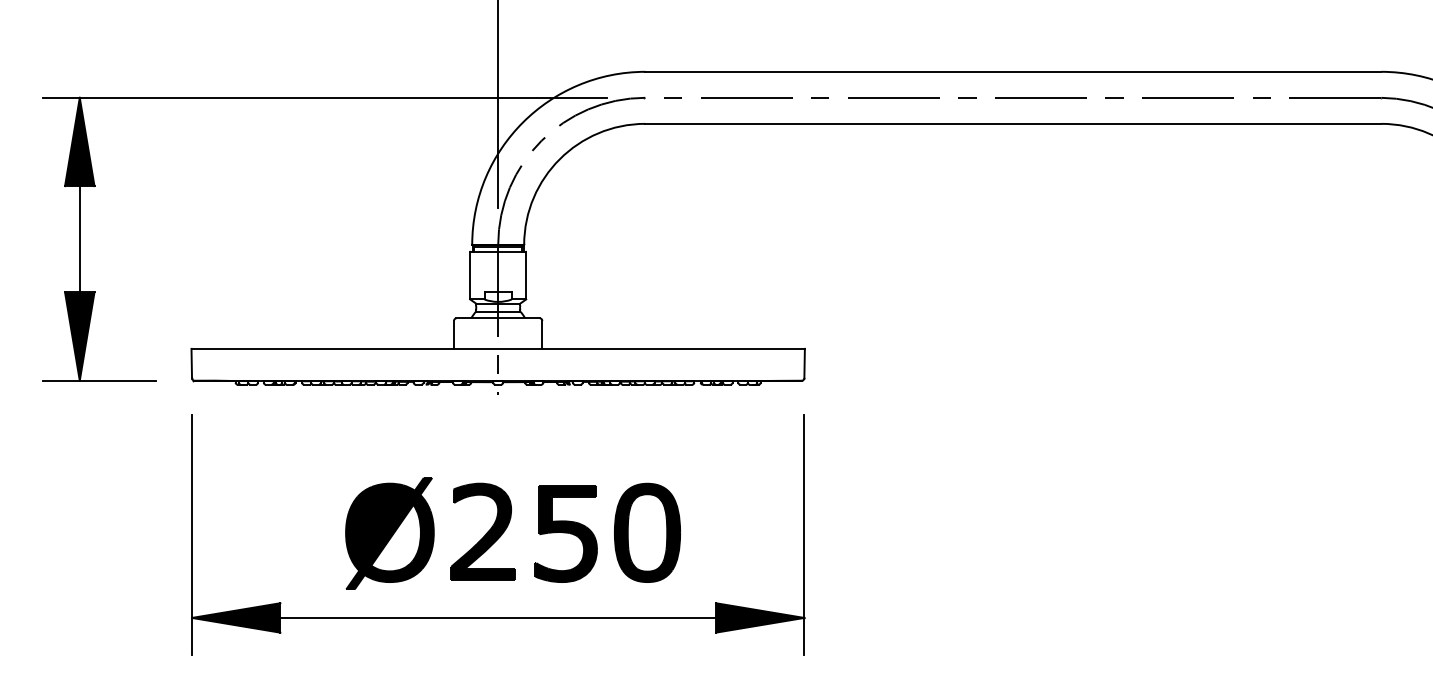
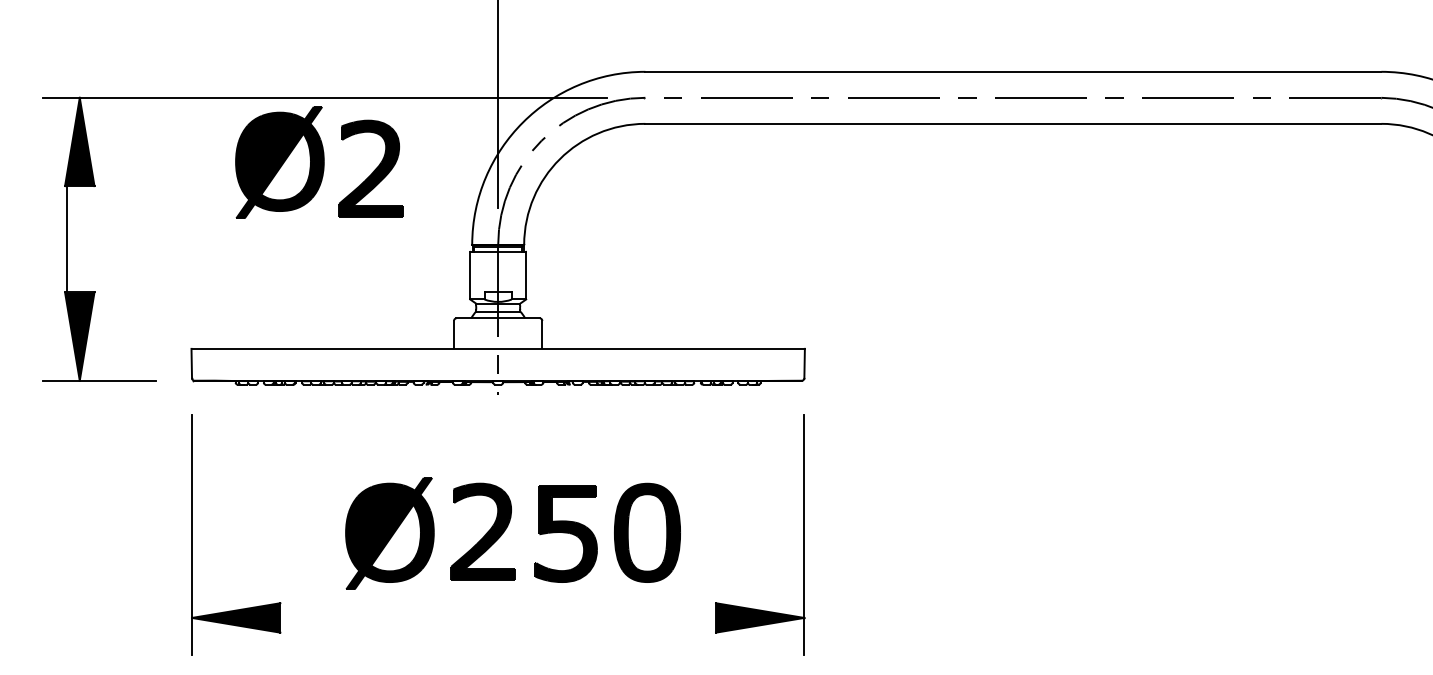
part: none -> present (279, 162)
part: none -> present (370, 168)
line position: (79, 239) -> (66, 239) (66, 239)
line: present -> none (497, 617)
